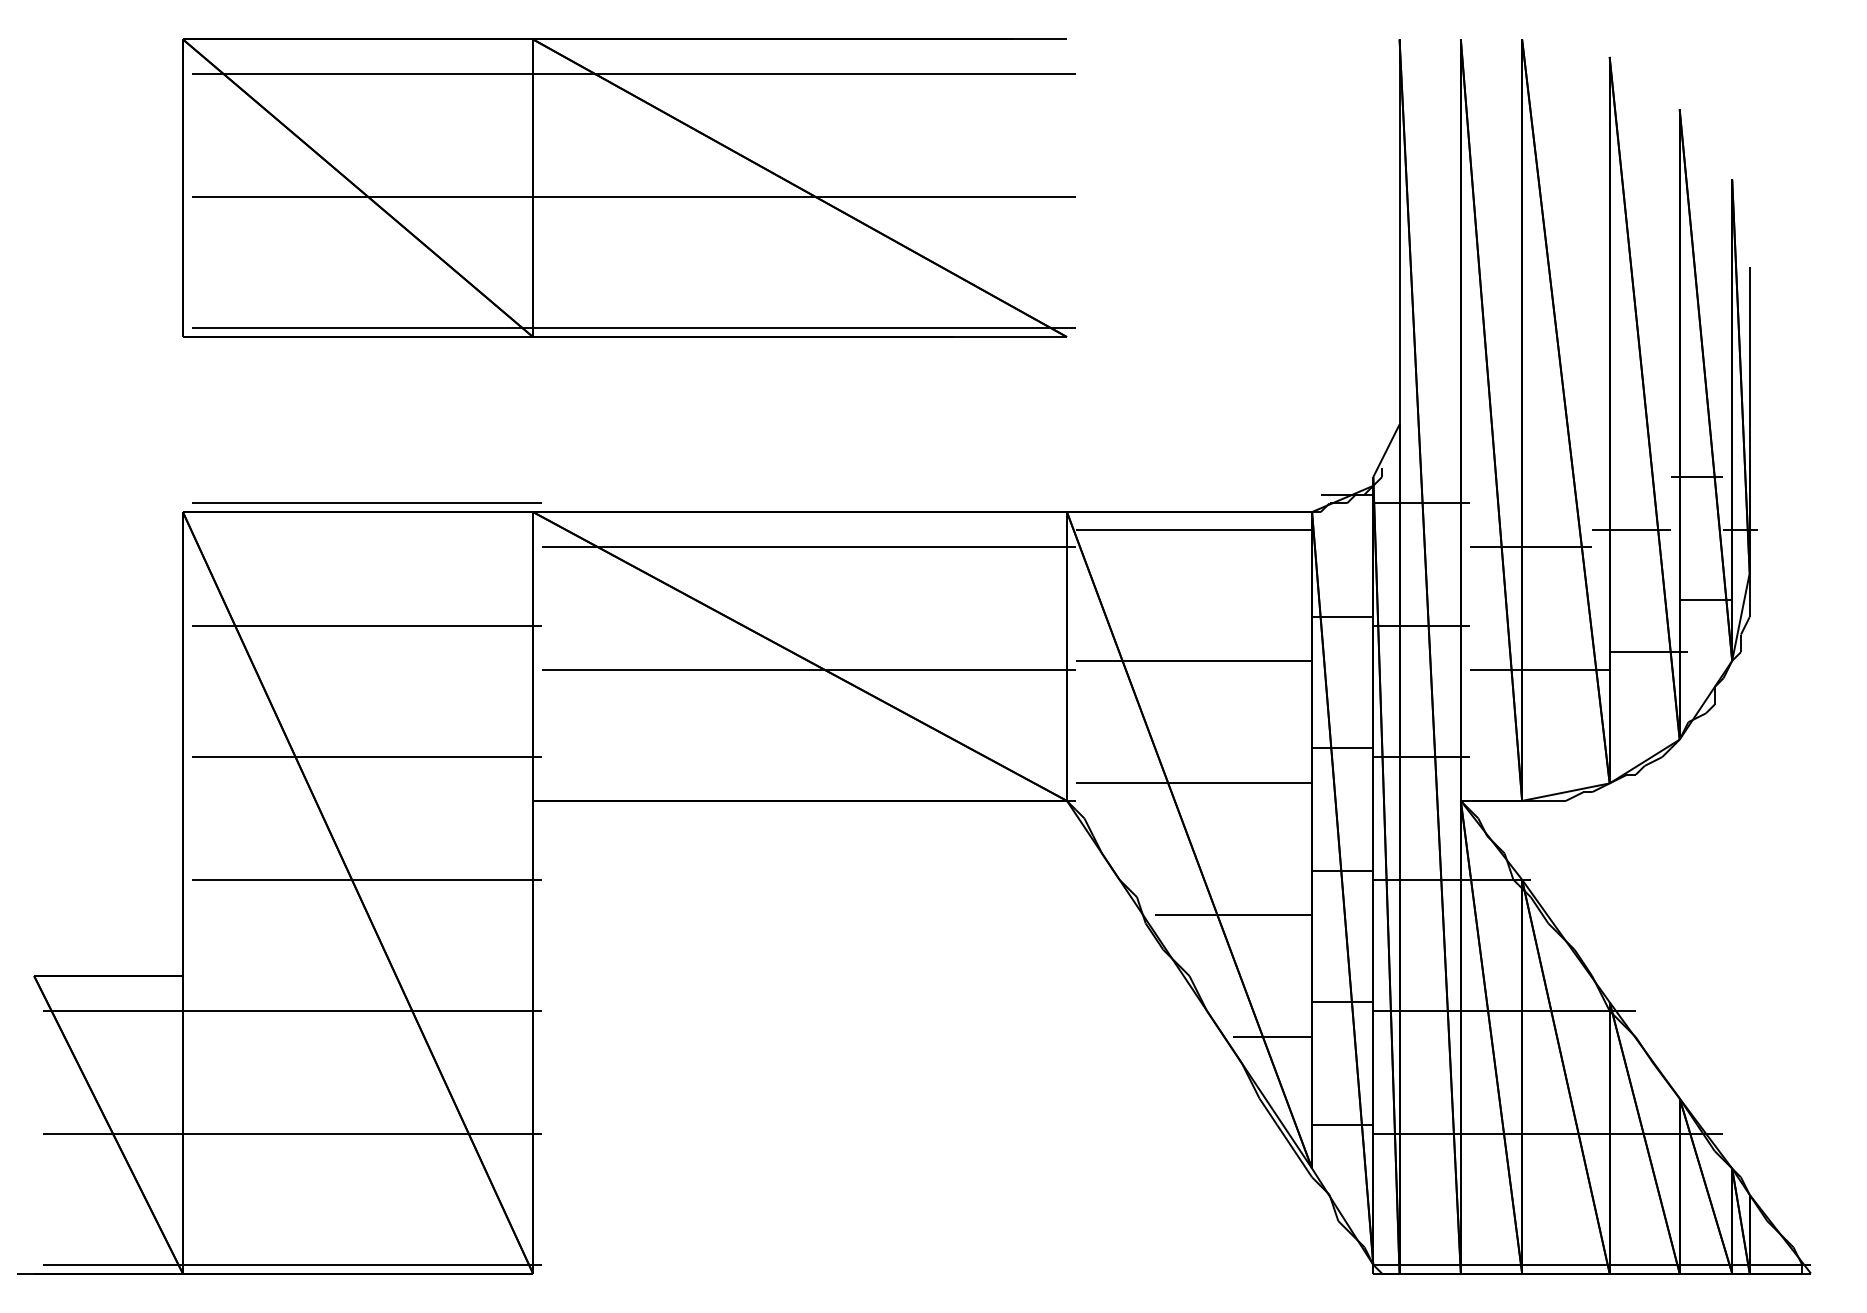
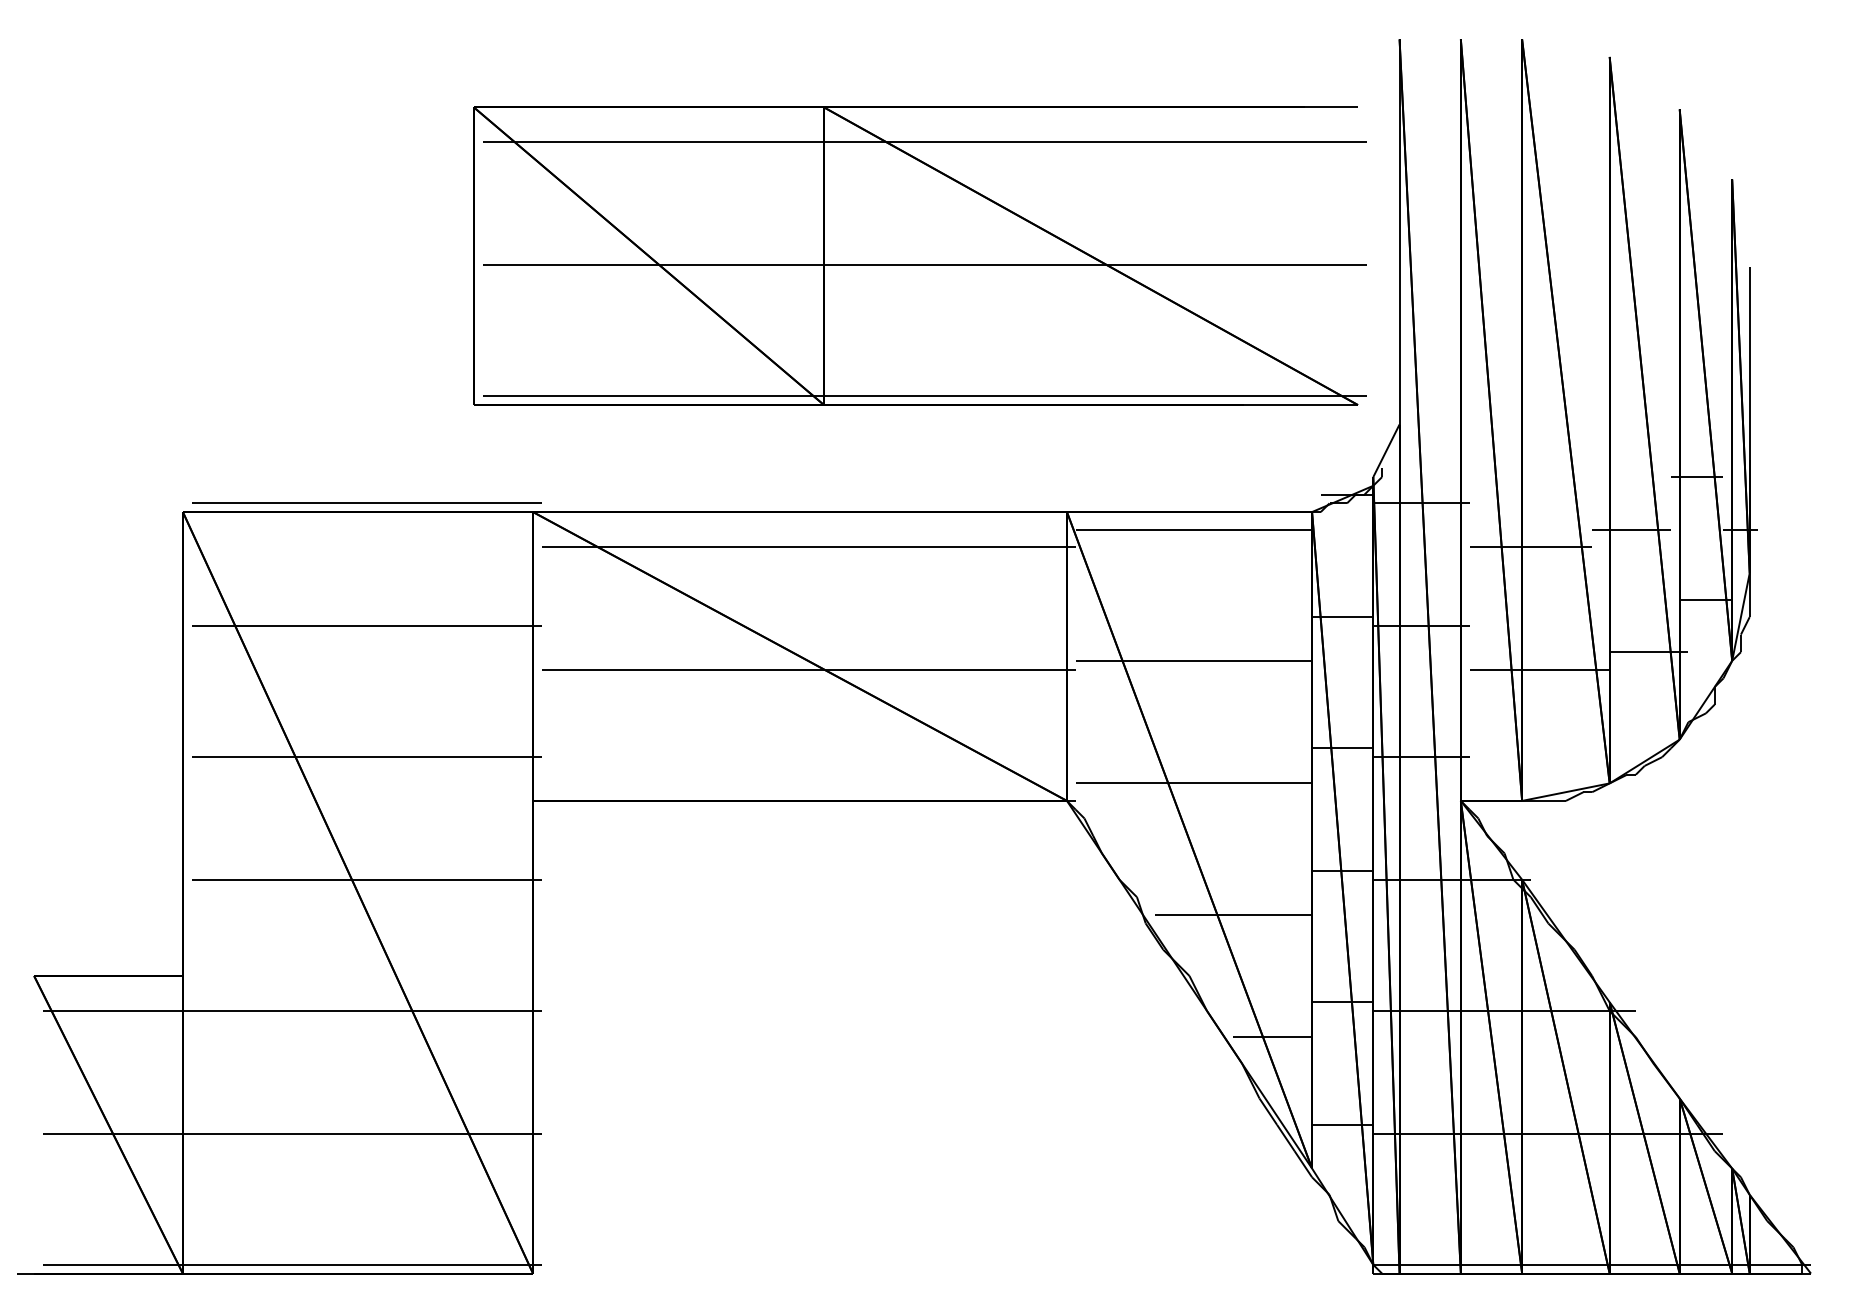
part position: (628, 187) -> (919, 255) (919, 255)
